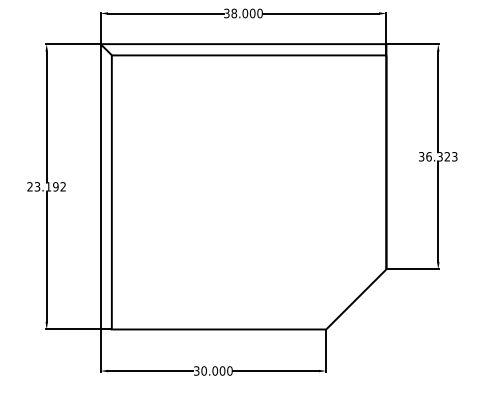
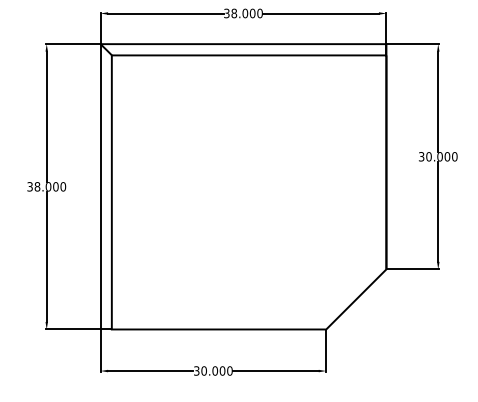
text: 36.323 -> 30.000 (441, 156)
text: 23.192 -> 38.000 (46, 186)
